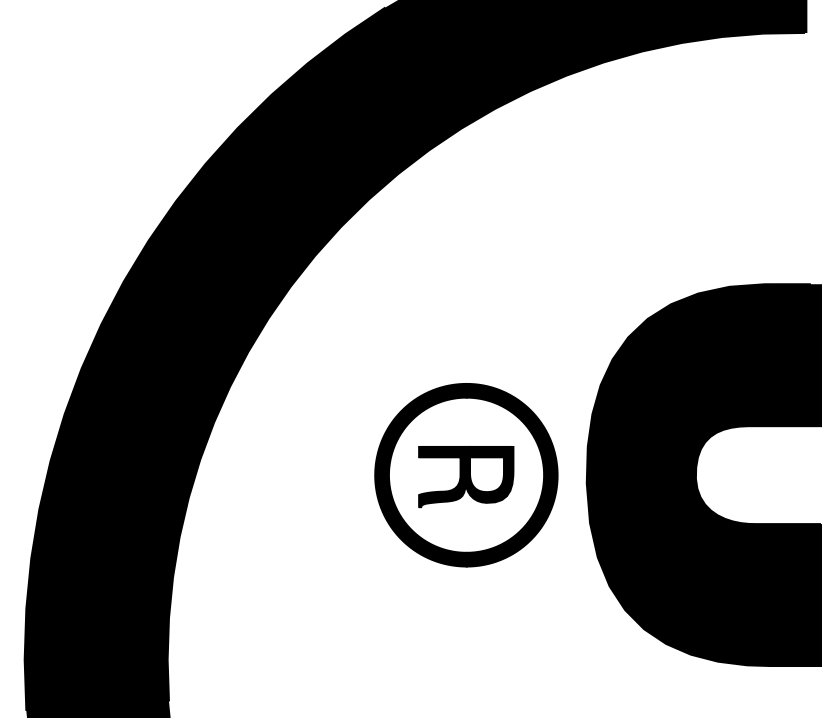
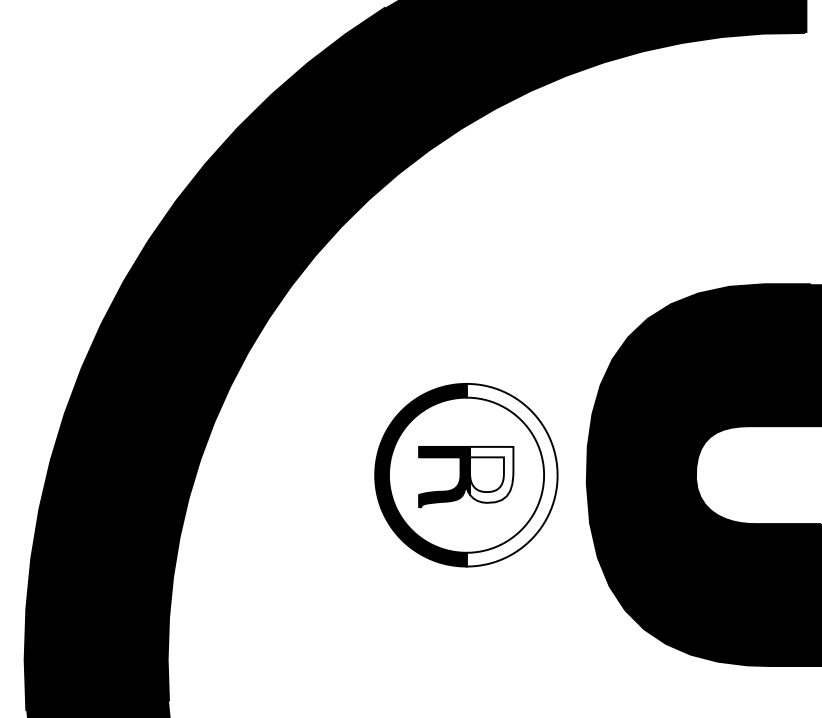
fill: present -> none (491, 474)
fill: present -> none (511, 474)
